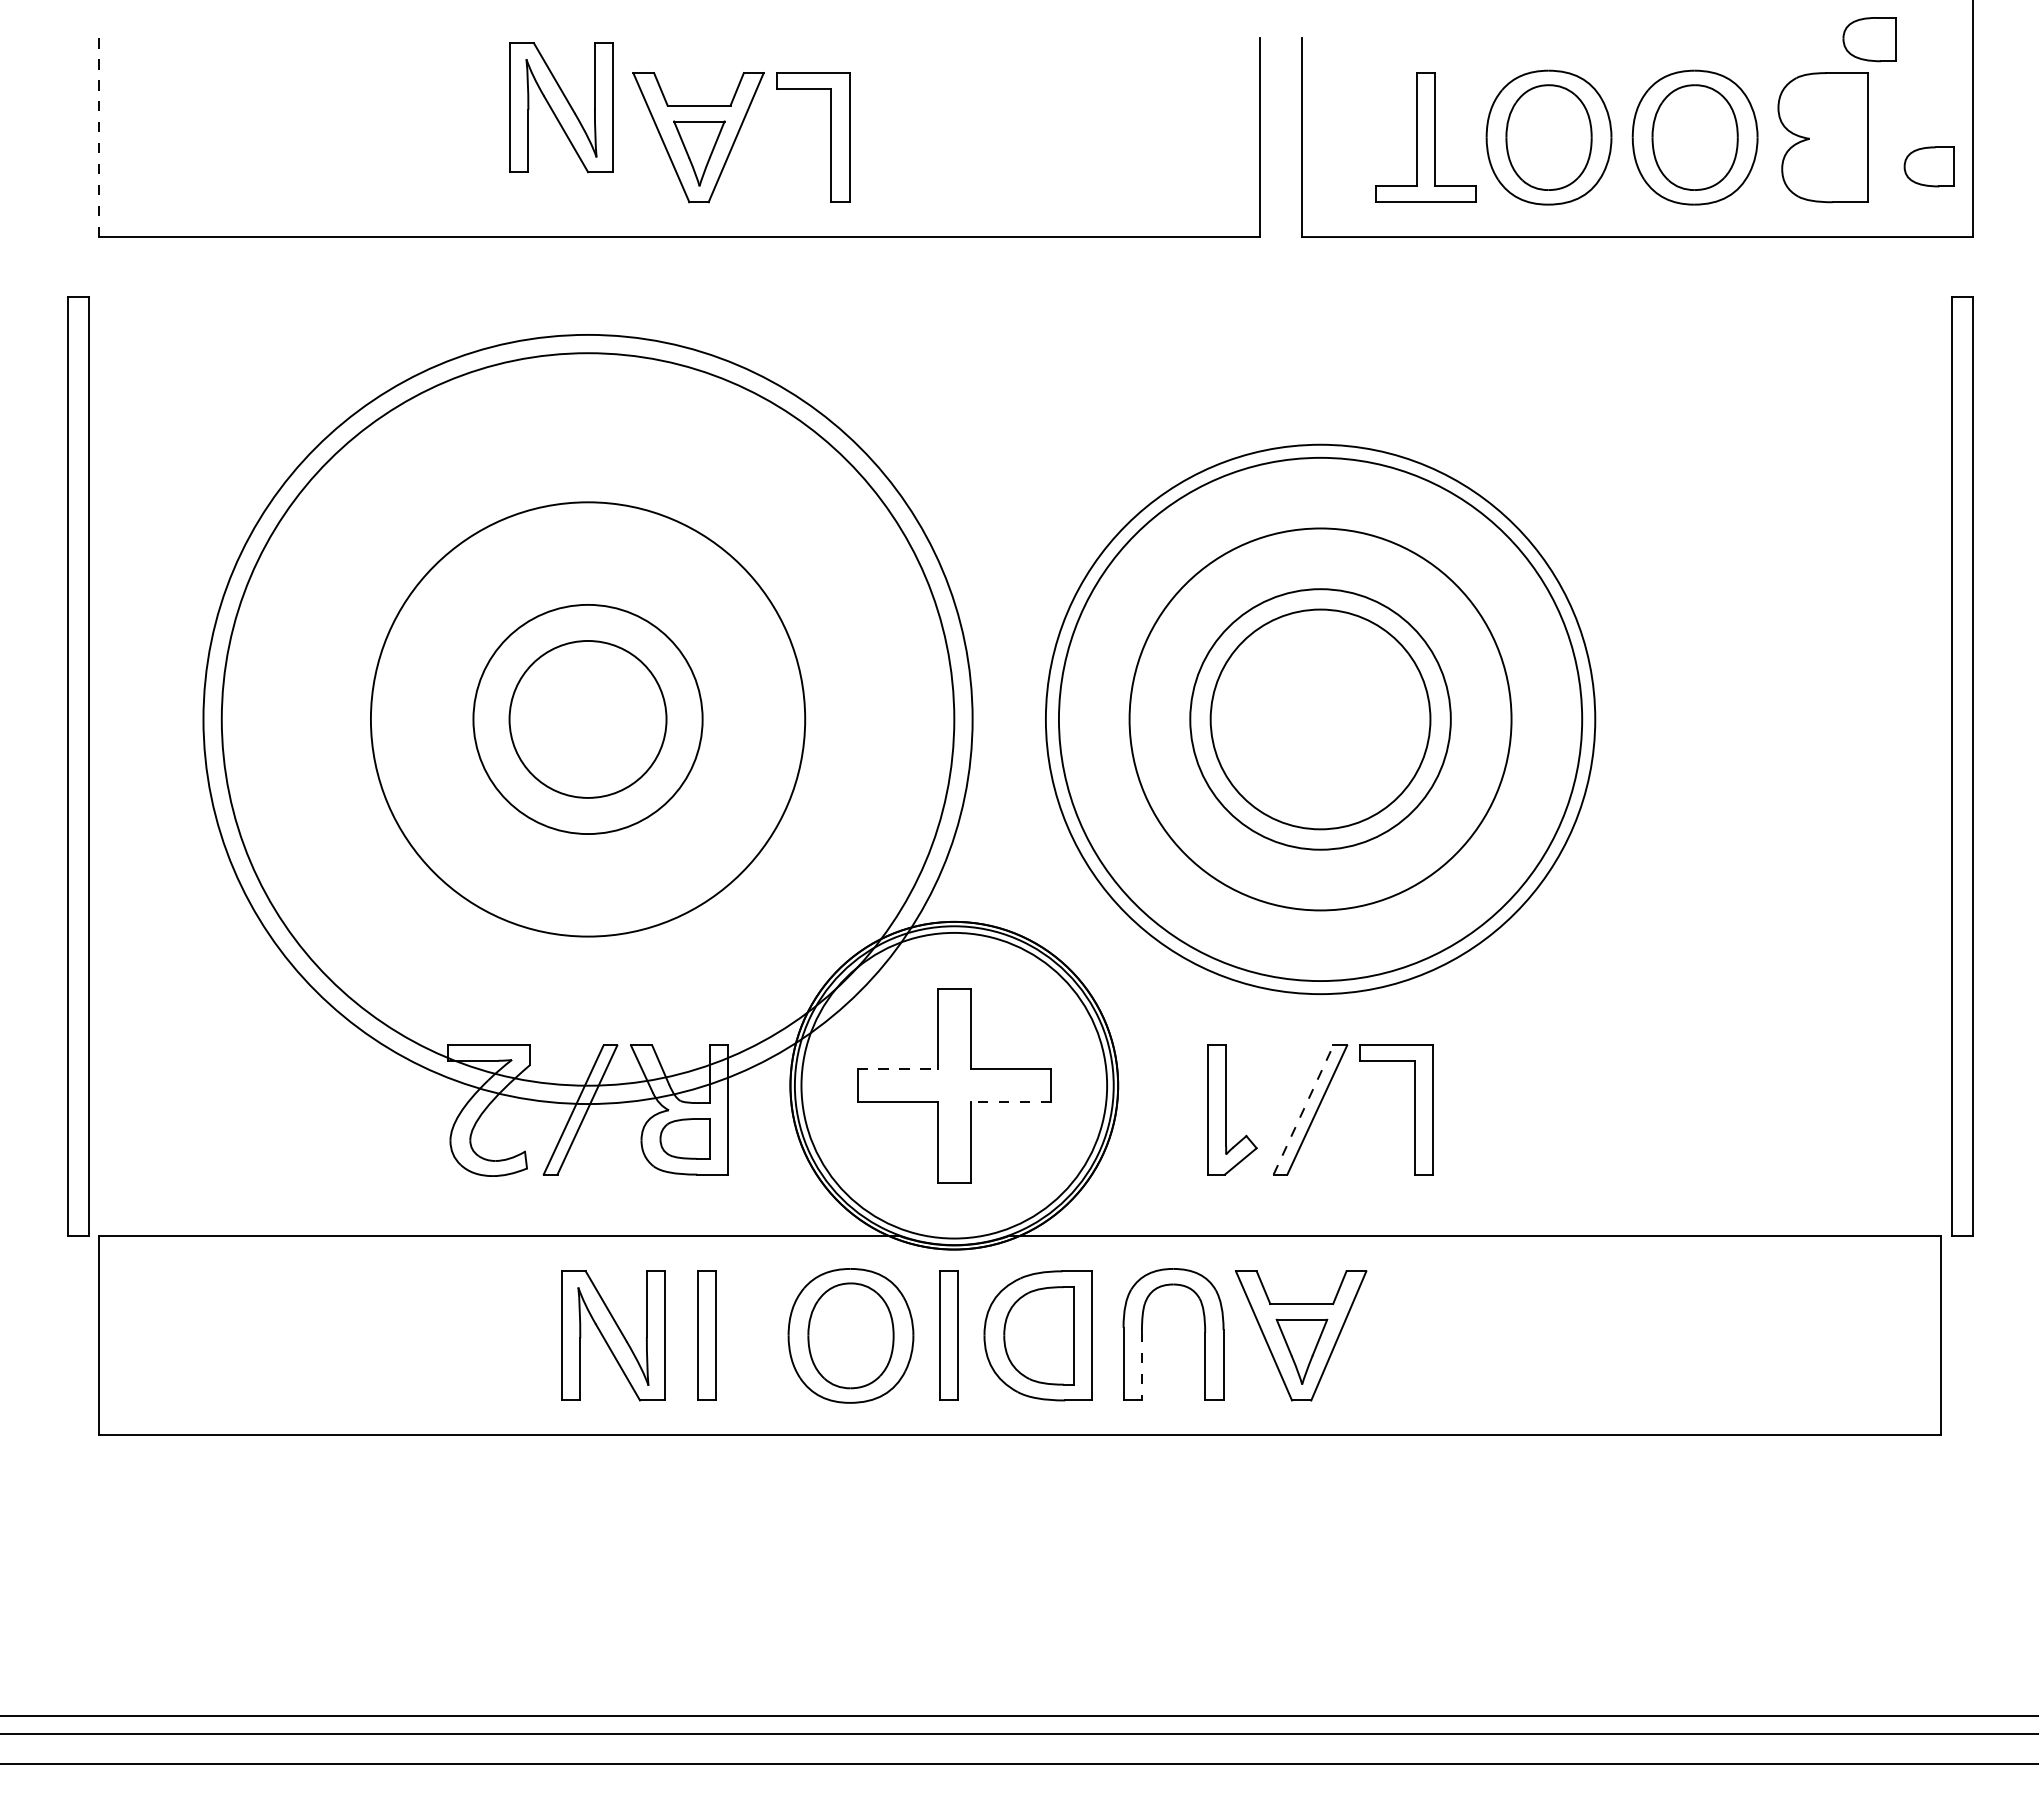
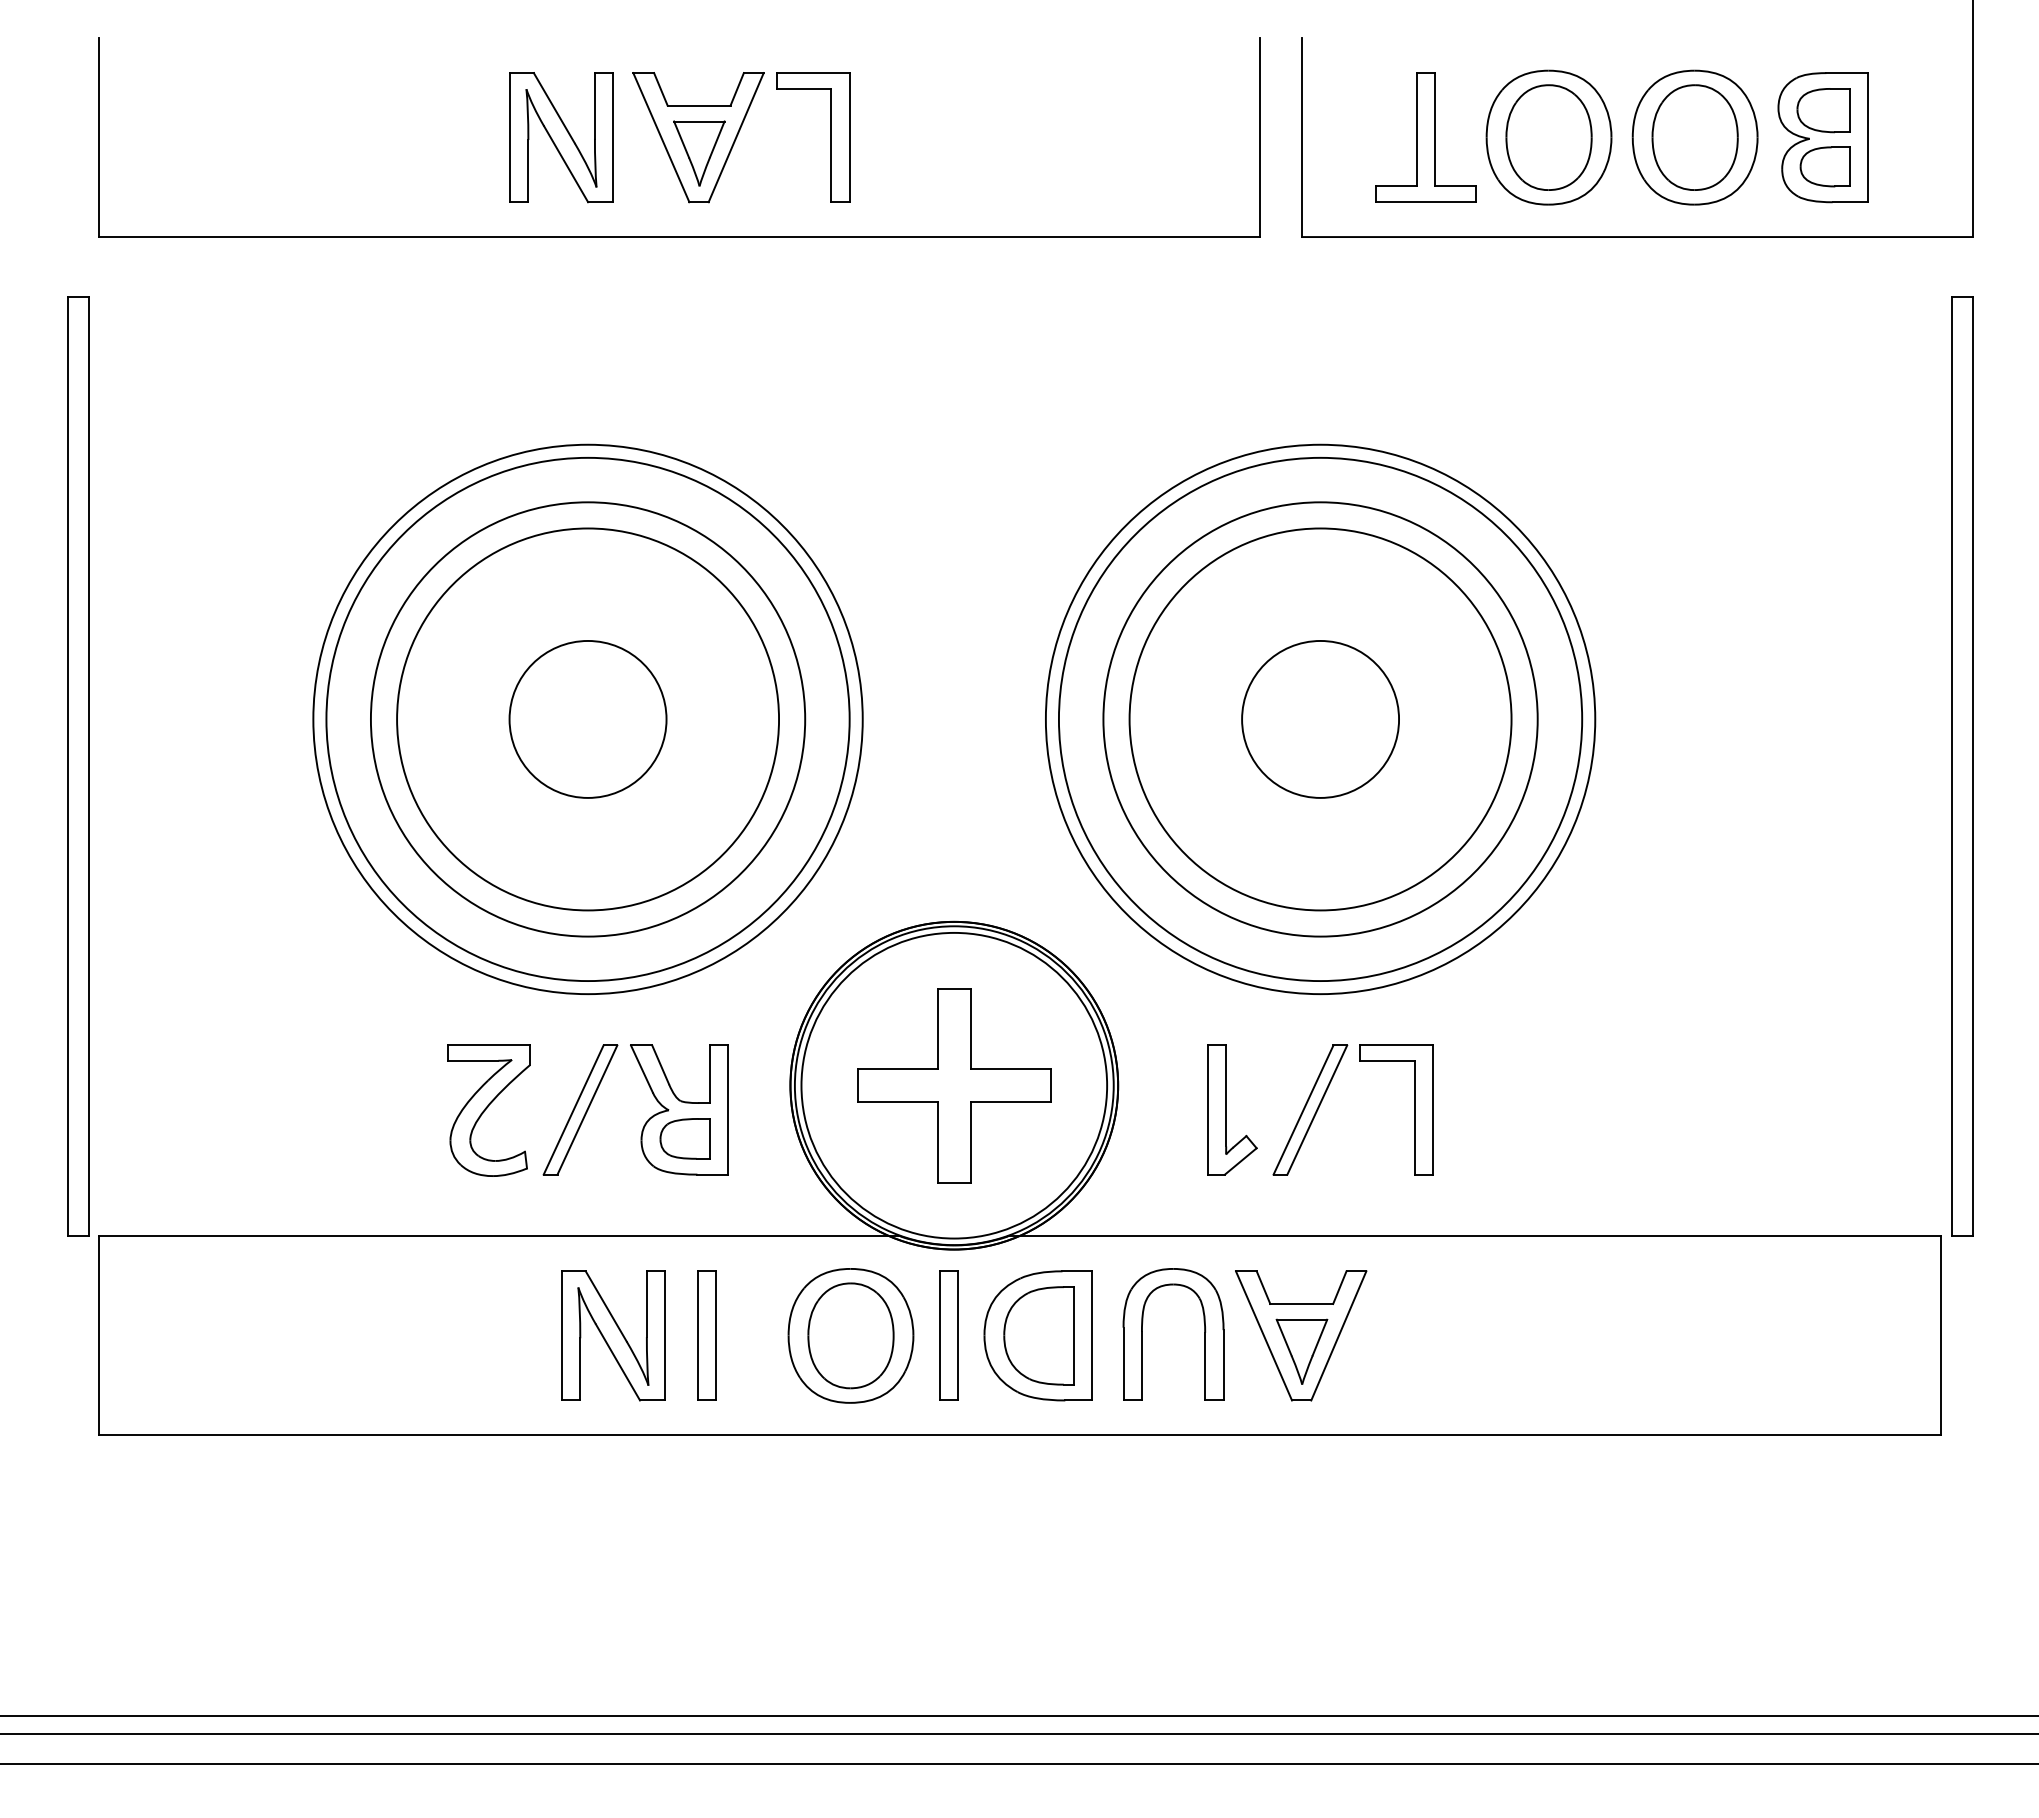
part position: (1869, 39) -> (1823, 110) (1823, 110)
part position: (561, 107) -> (561, 137) (561, 137)
line: dashed -> solid (99, 138)
part position: (1928, 166) -> (1824, 166) (1824, 166)
circle diameter: 229 px -> 382 px (588, 719)
circle diameter: 733 px -> 523 px (587, 719)
circle diameter: 769 px -> 549 px (587, 719)
circle diameter: 220 px -> 157 px (1320, 718)
circle diameter: 261 px -> 434 px (1320, 719)
line: dashed -> solid (898, 1069)
line: dashed -> solid (1010, 1102)
line: dashed -> solid (1303, 1109)
line: dashed -> solid (1141, 1366)
